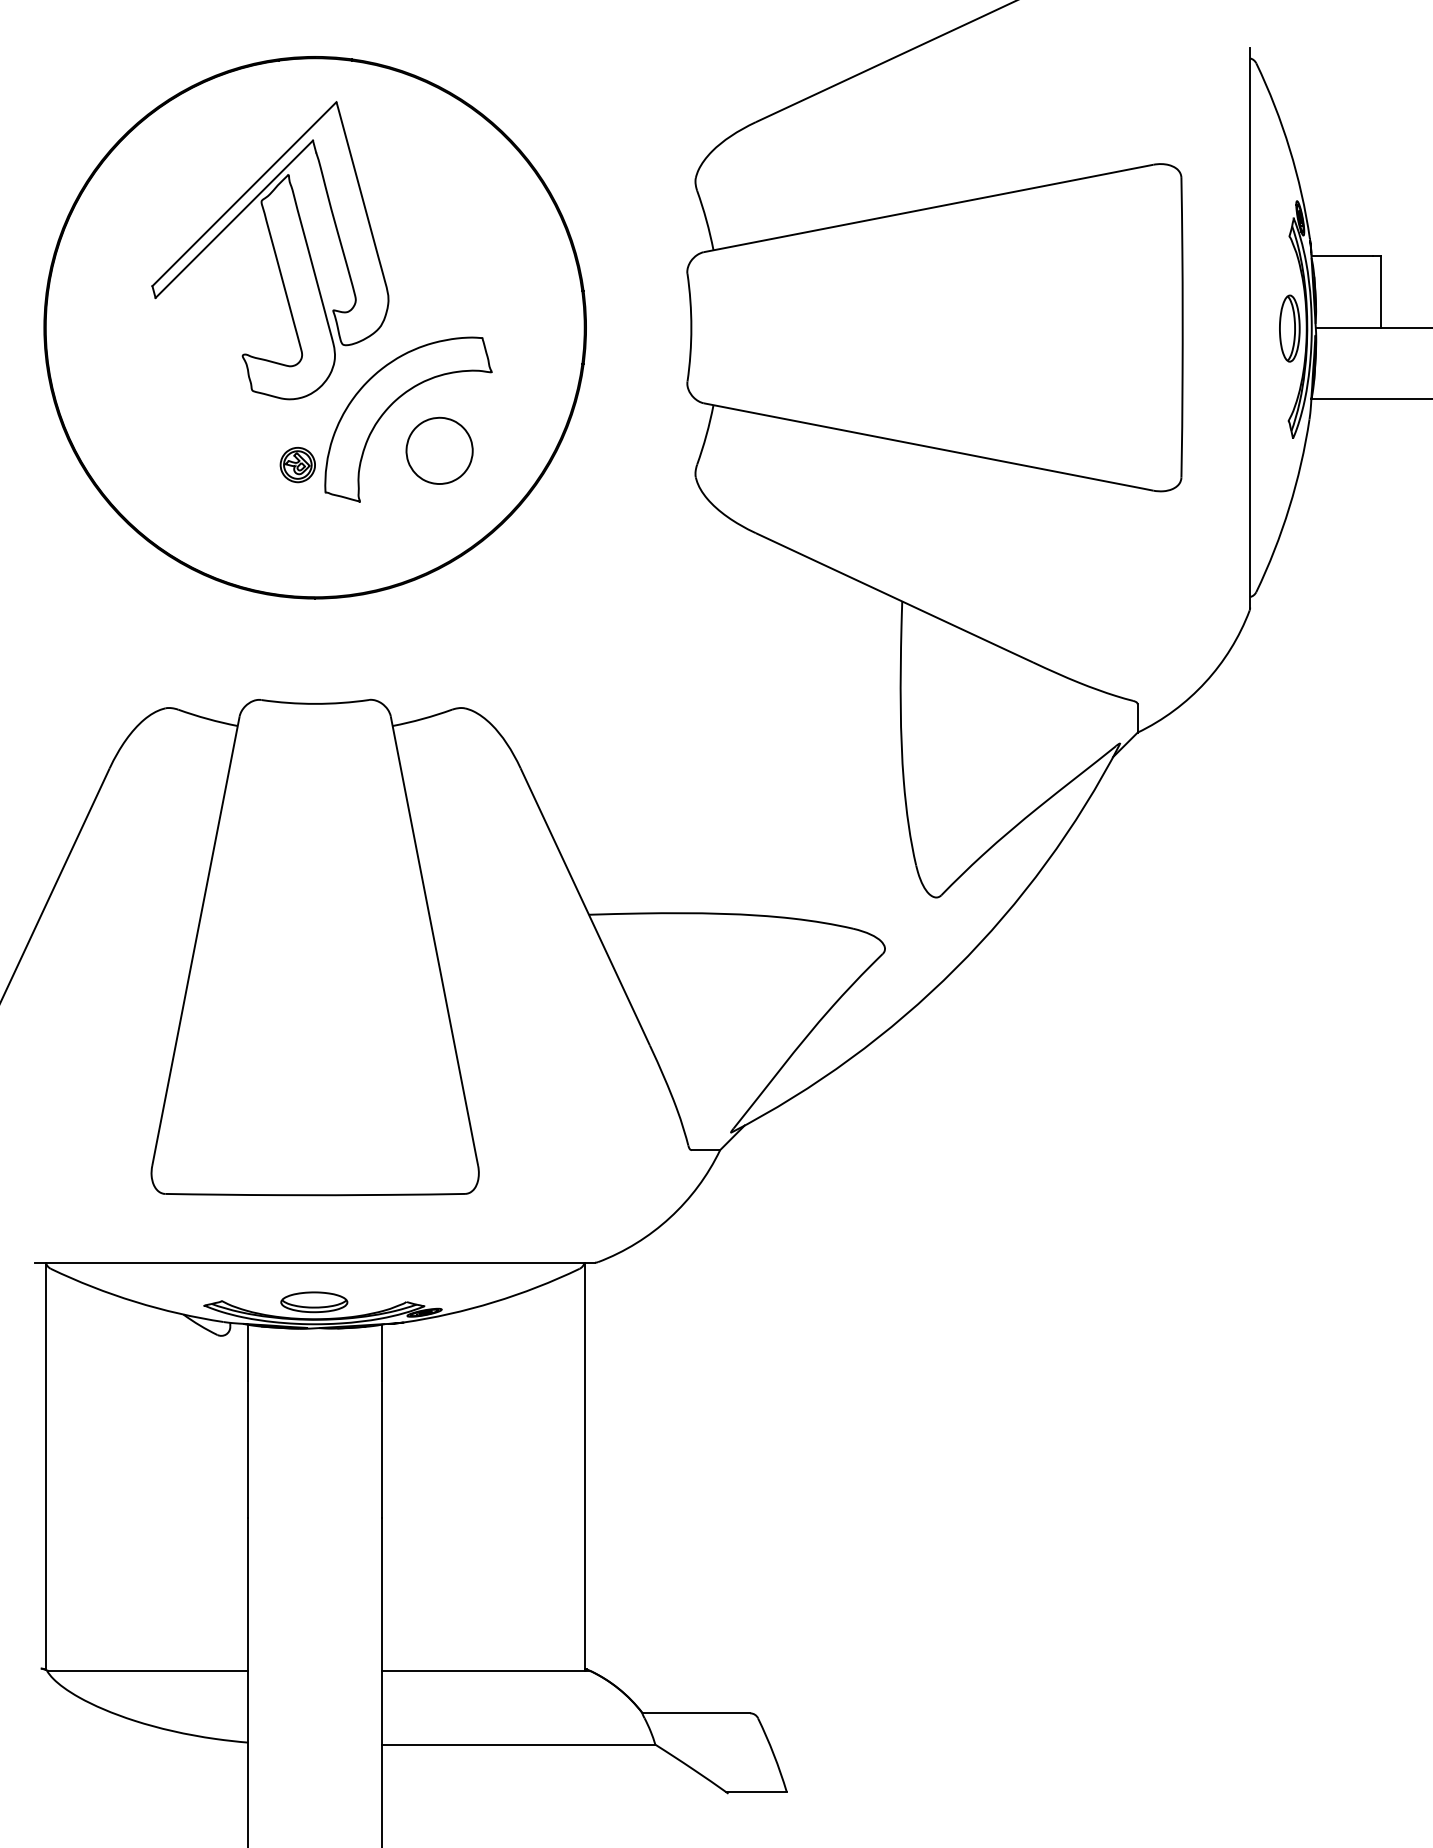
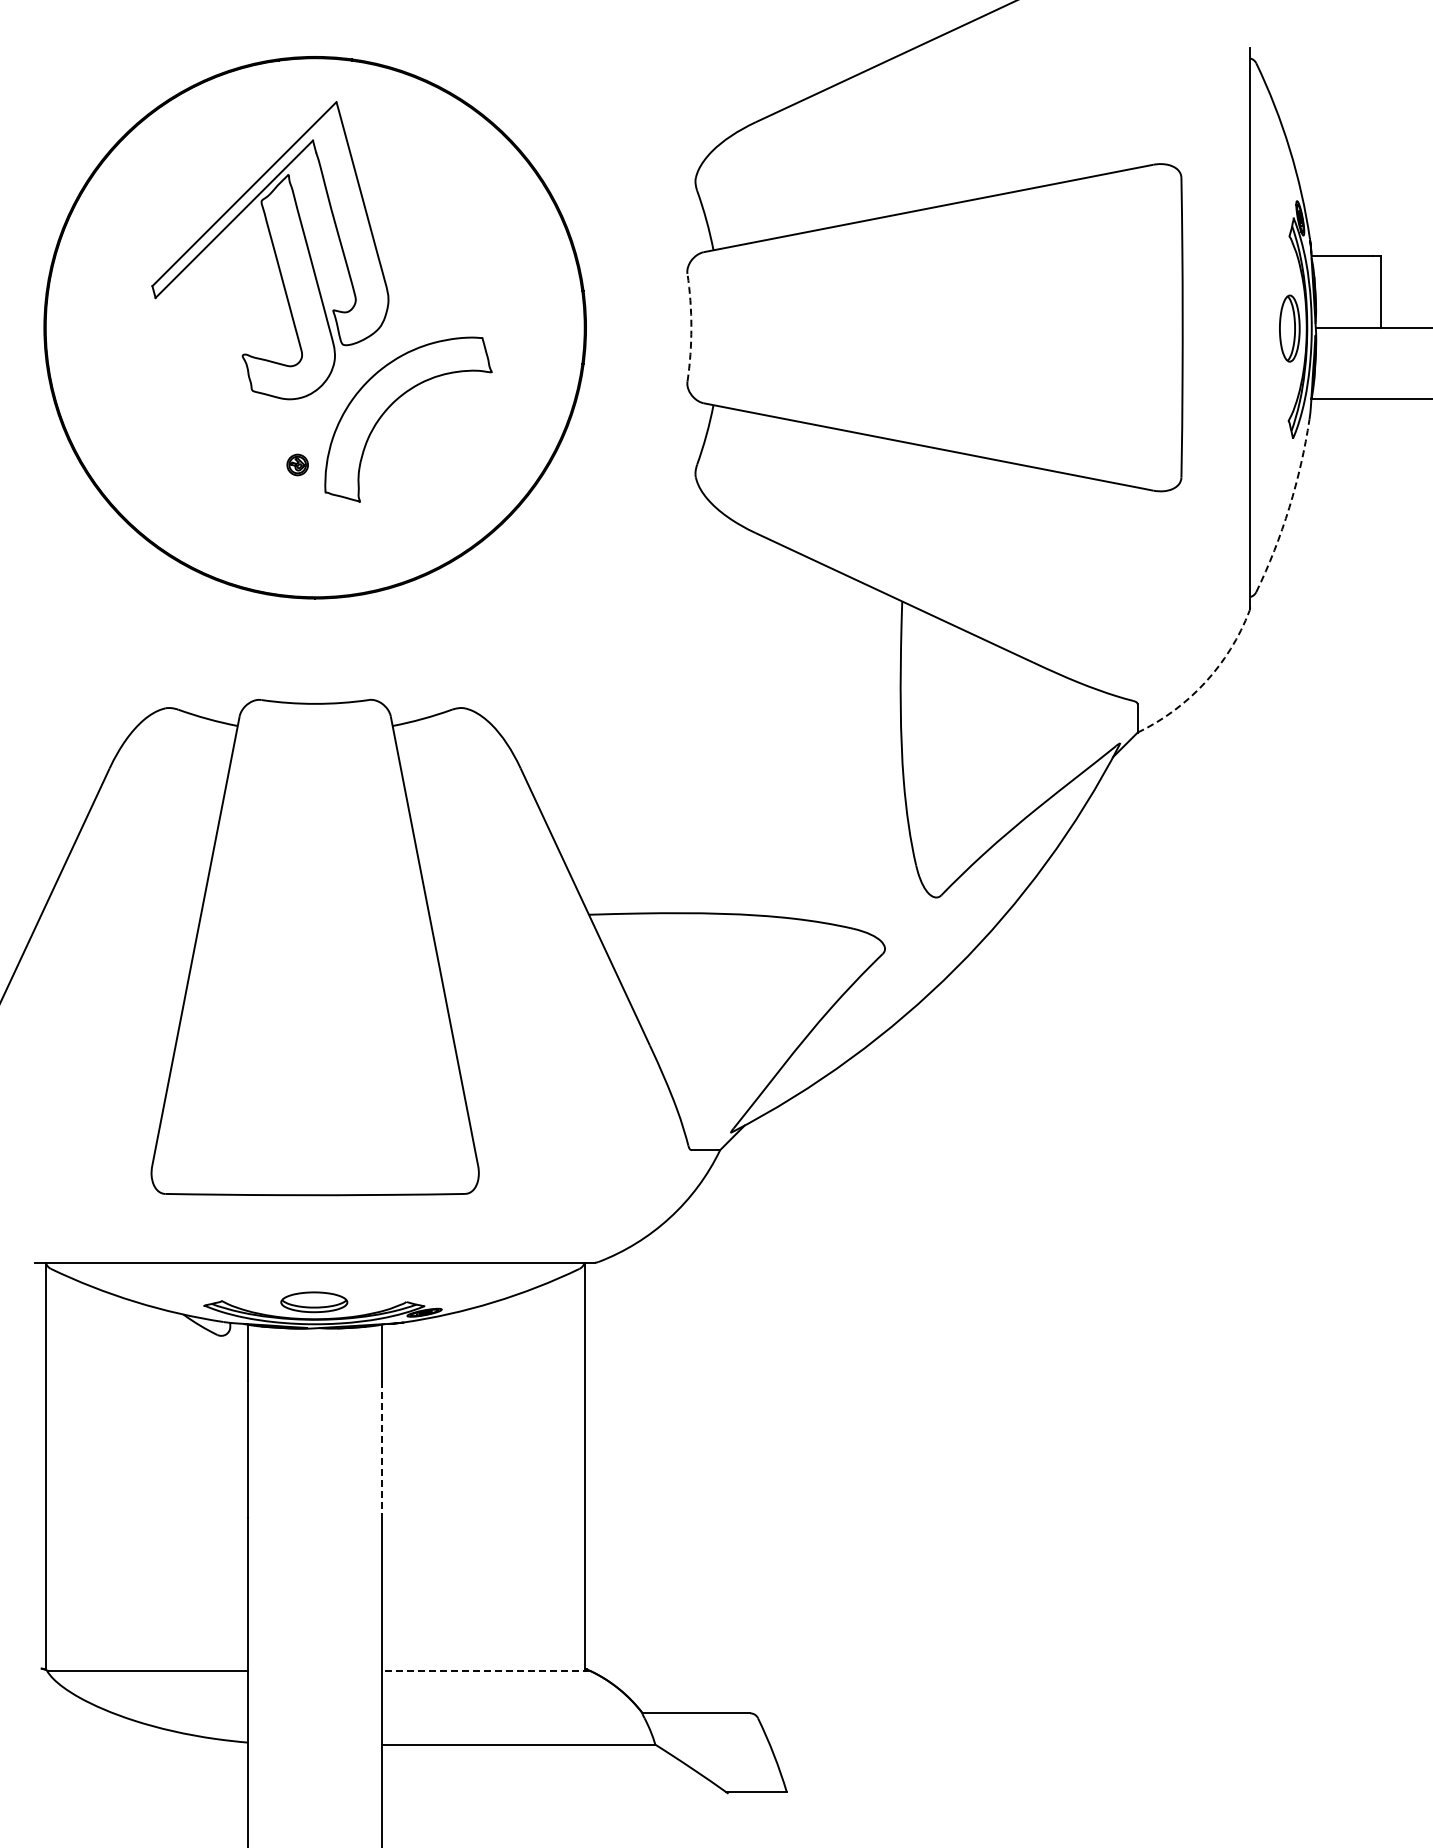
arc: solid -> dashed (691, 327)
part: present -> none (439, 450)
part size: 37x38 px -> 23x24 px (297, 464)
arc: solid -> dashed (1289, 507)
arc: solid -> dashed (1205, 682)
line: solid -> dashed (382, 1449)
line: solid -> dashed (485, 1671)
